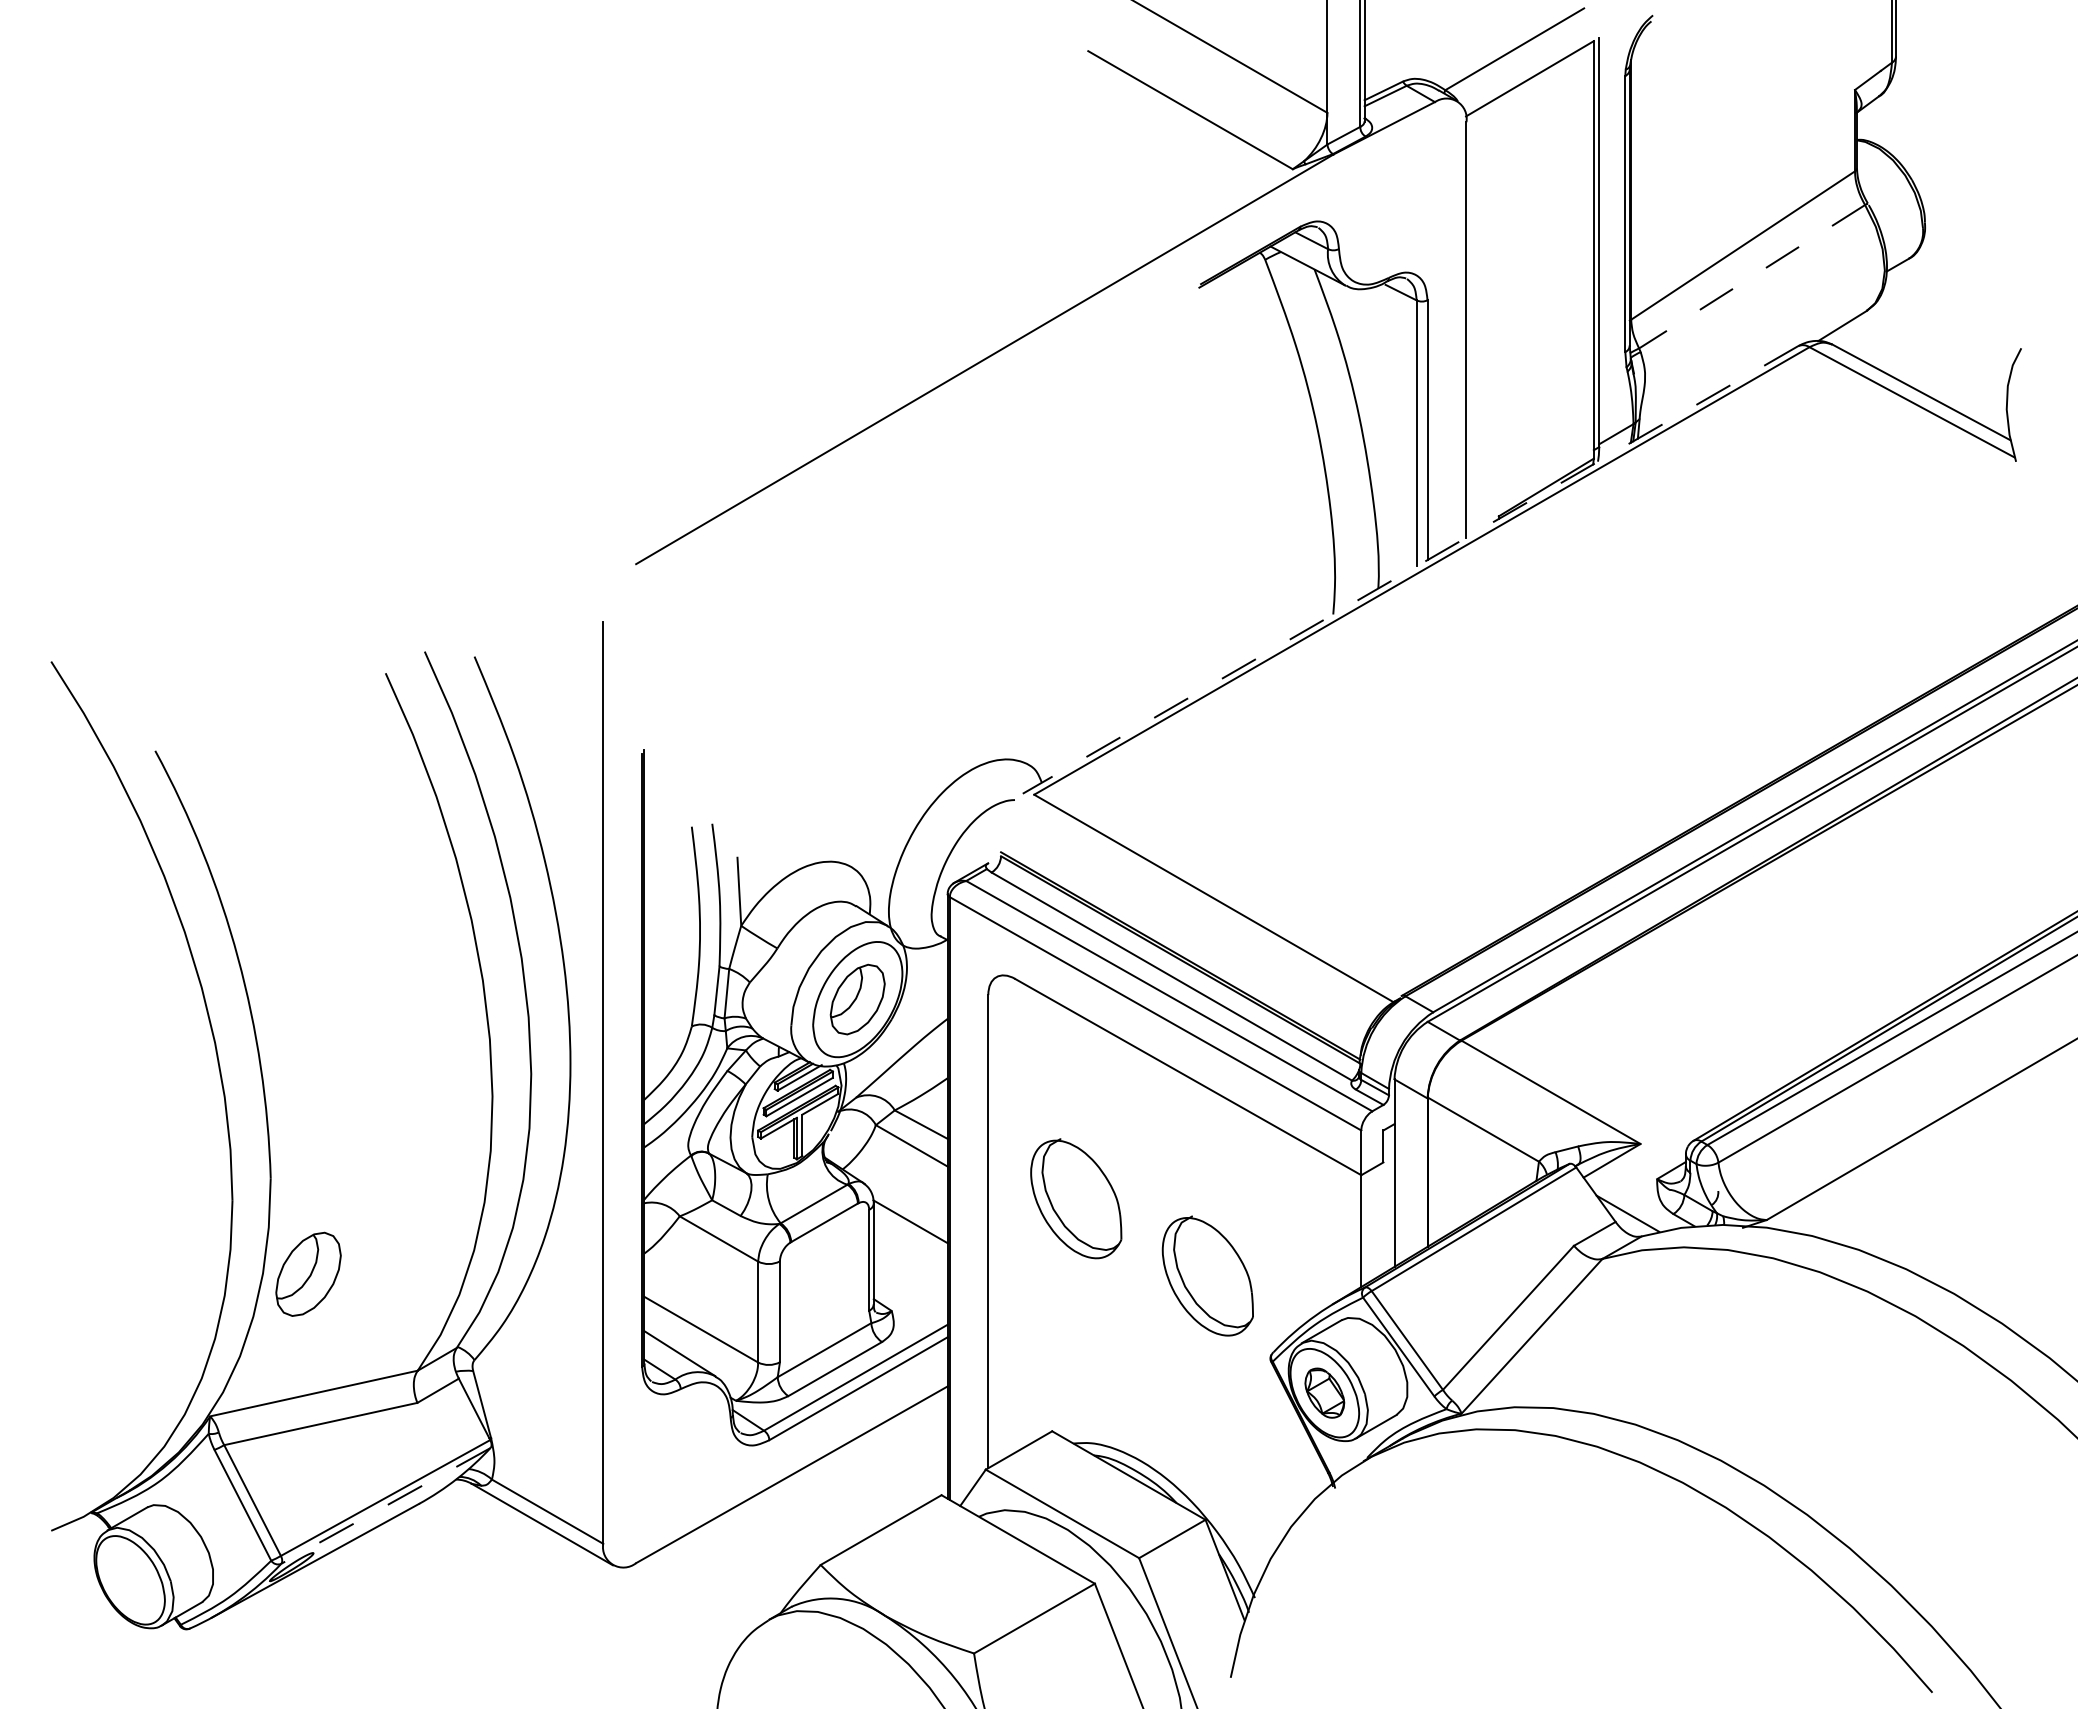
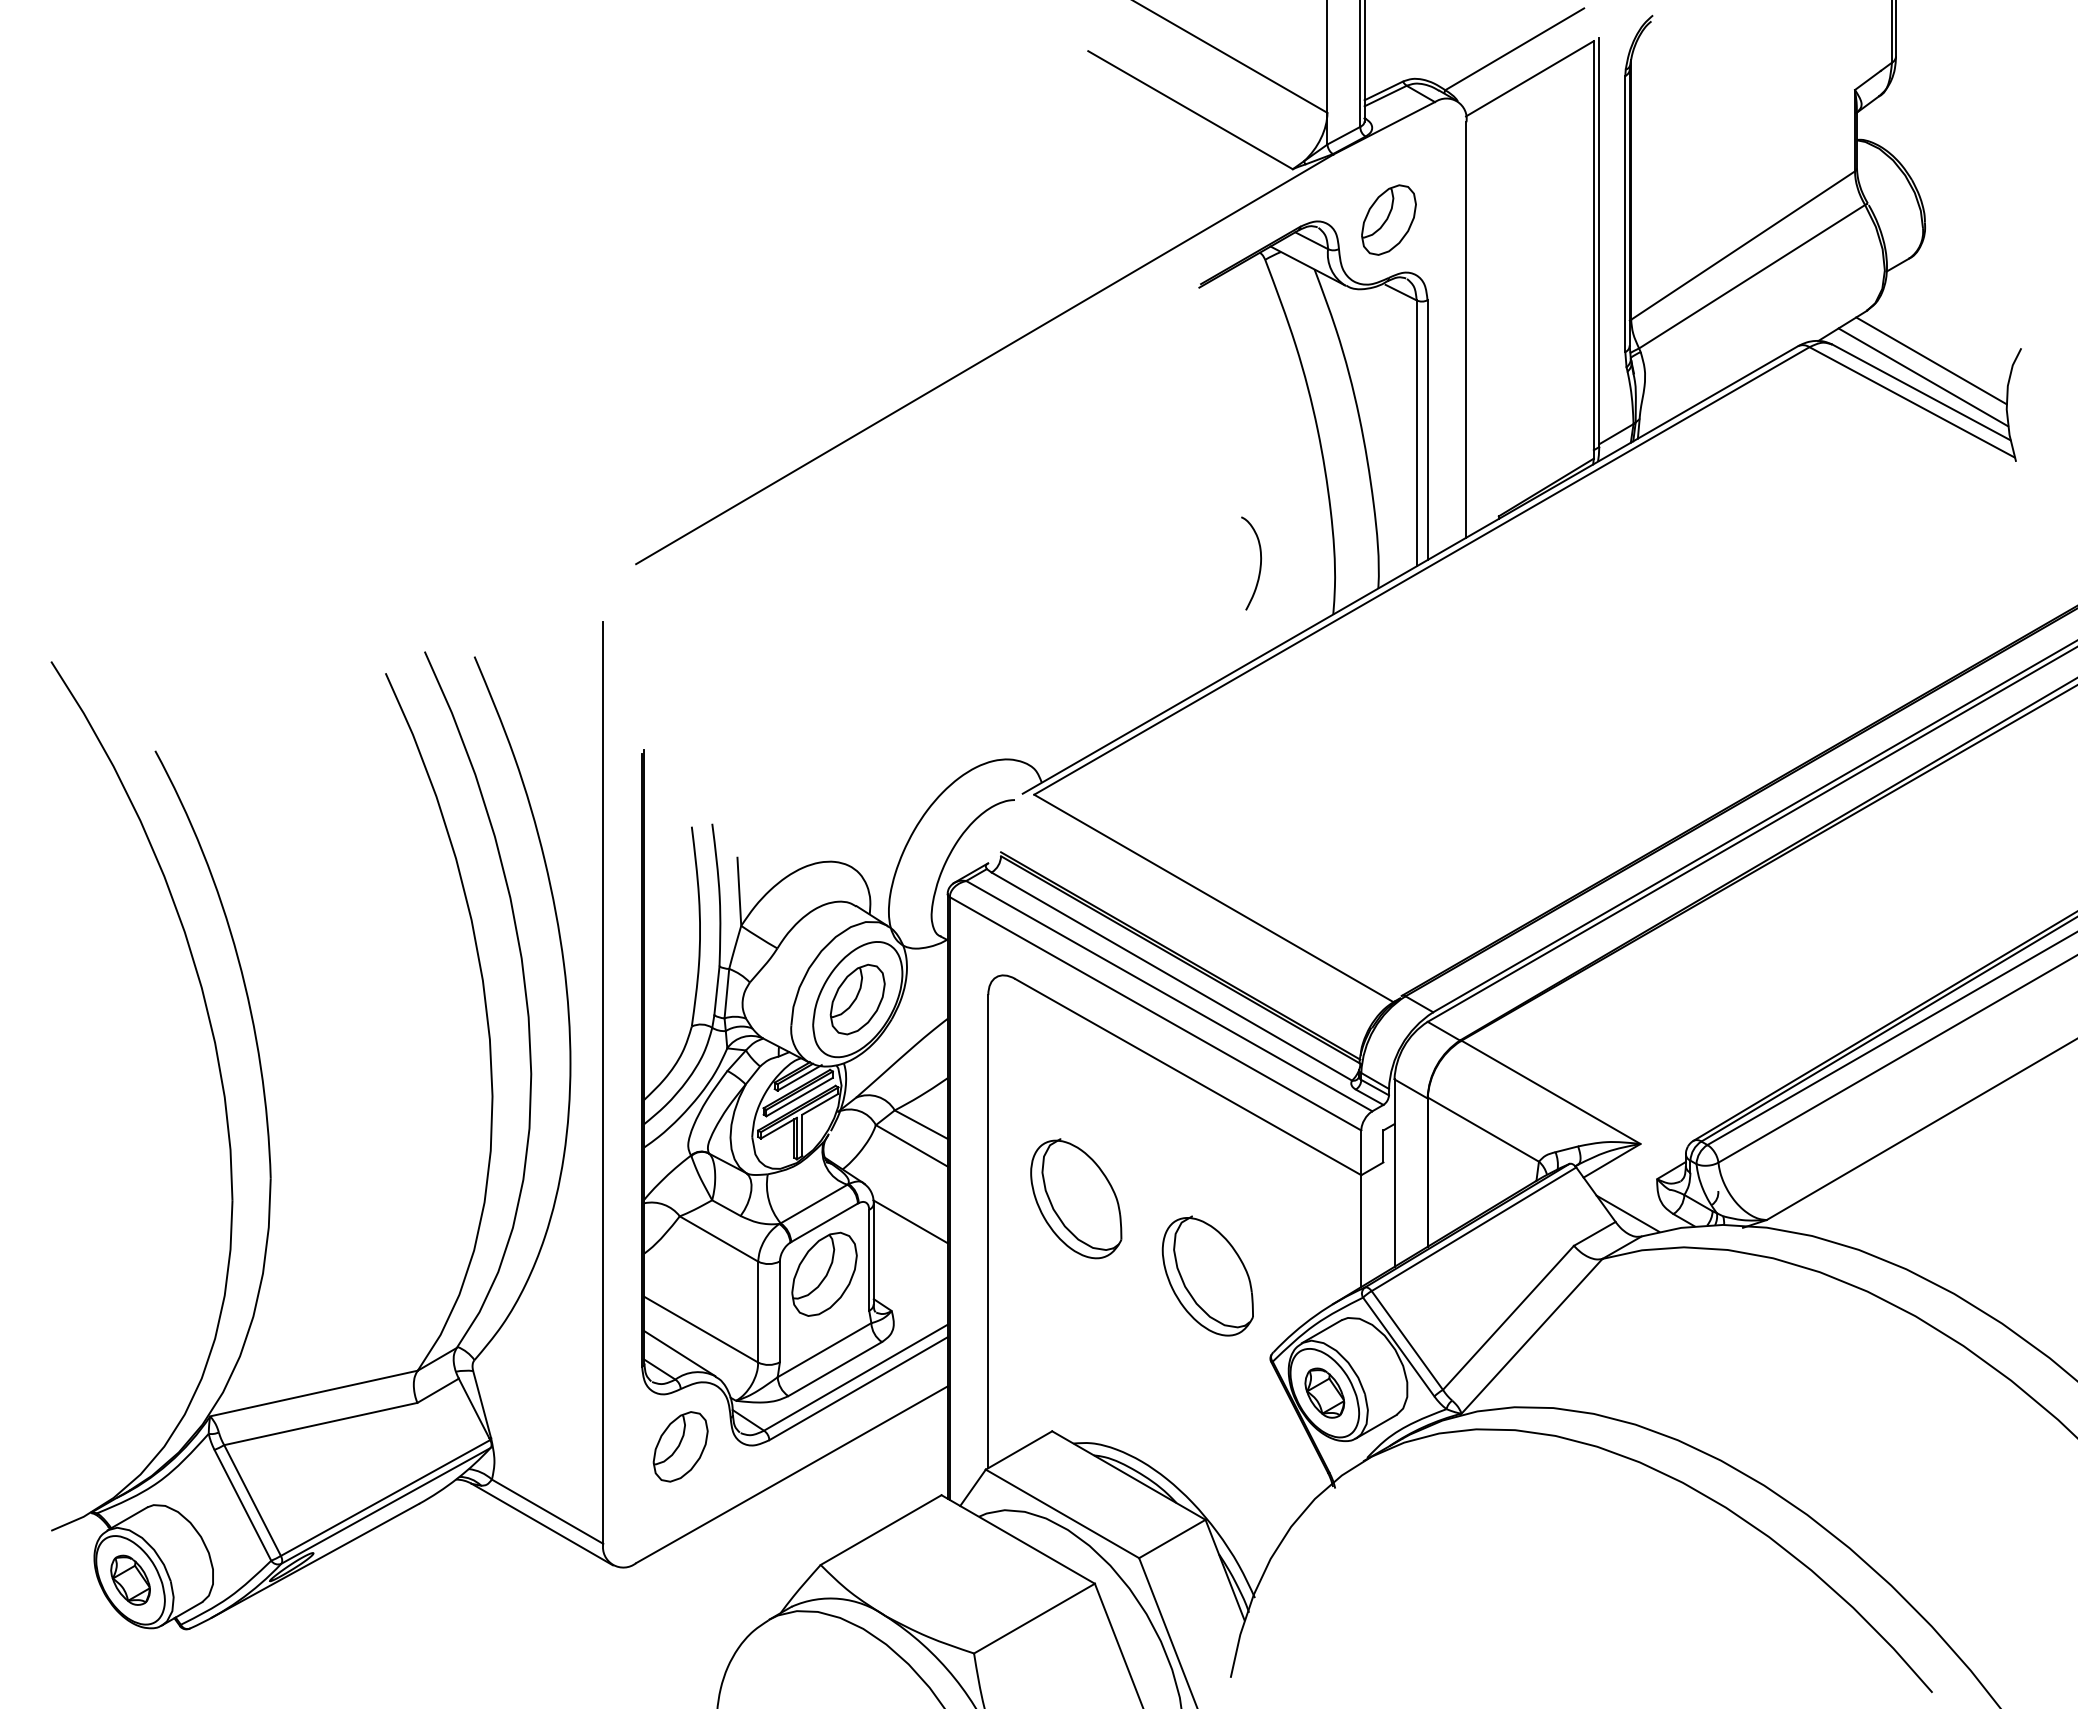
part: none -> present (1388, 219)
line: dashed -> solid (1752, 276)
line: none -> present (1931, 360)
line: none -> present (1923, 377)
curve: none -> present (1259, 565)
line: dashed -> solid (1410, 569)
part position: (308, 1273) -> (824, 1273) (824, 1273)
part: none -> present (680, 1446)
line: dashed -> solid (385, 1505)
part: none -> present (130, 1579)
